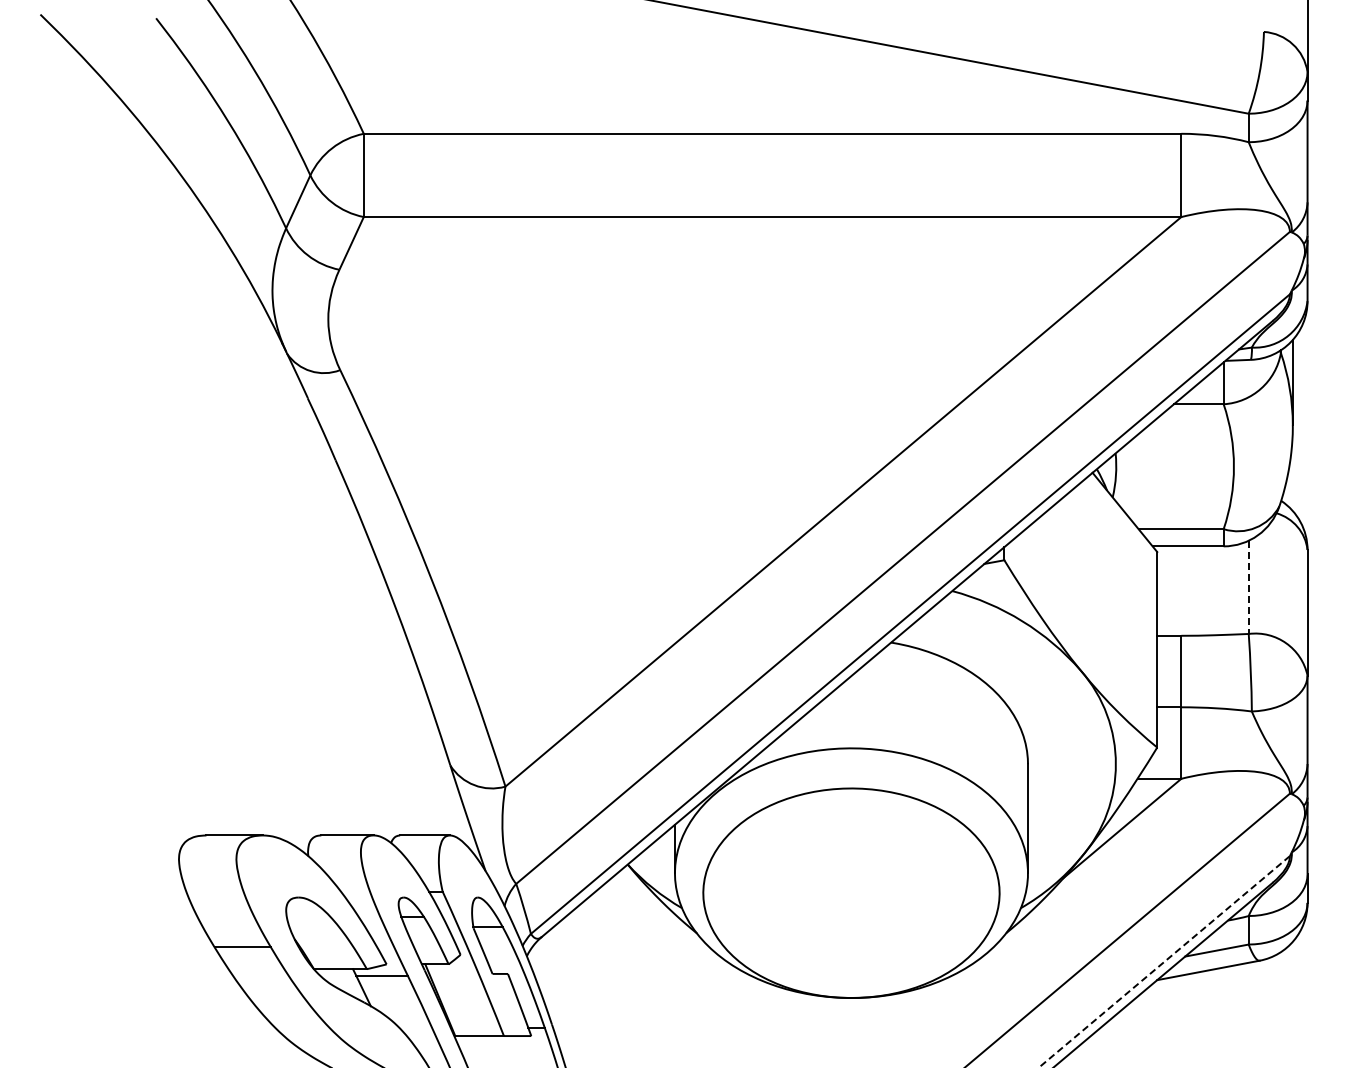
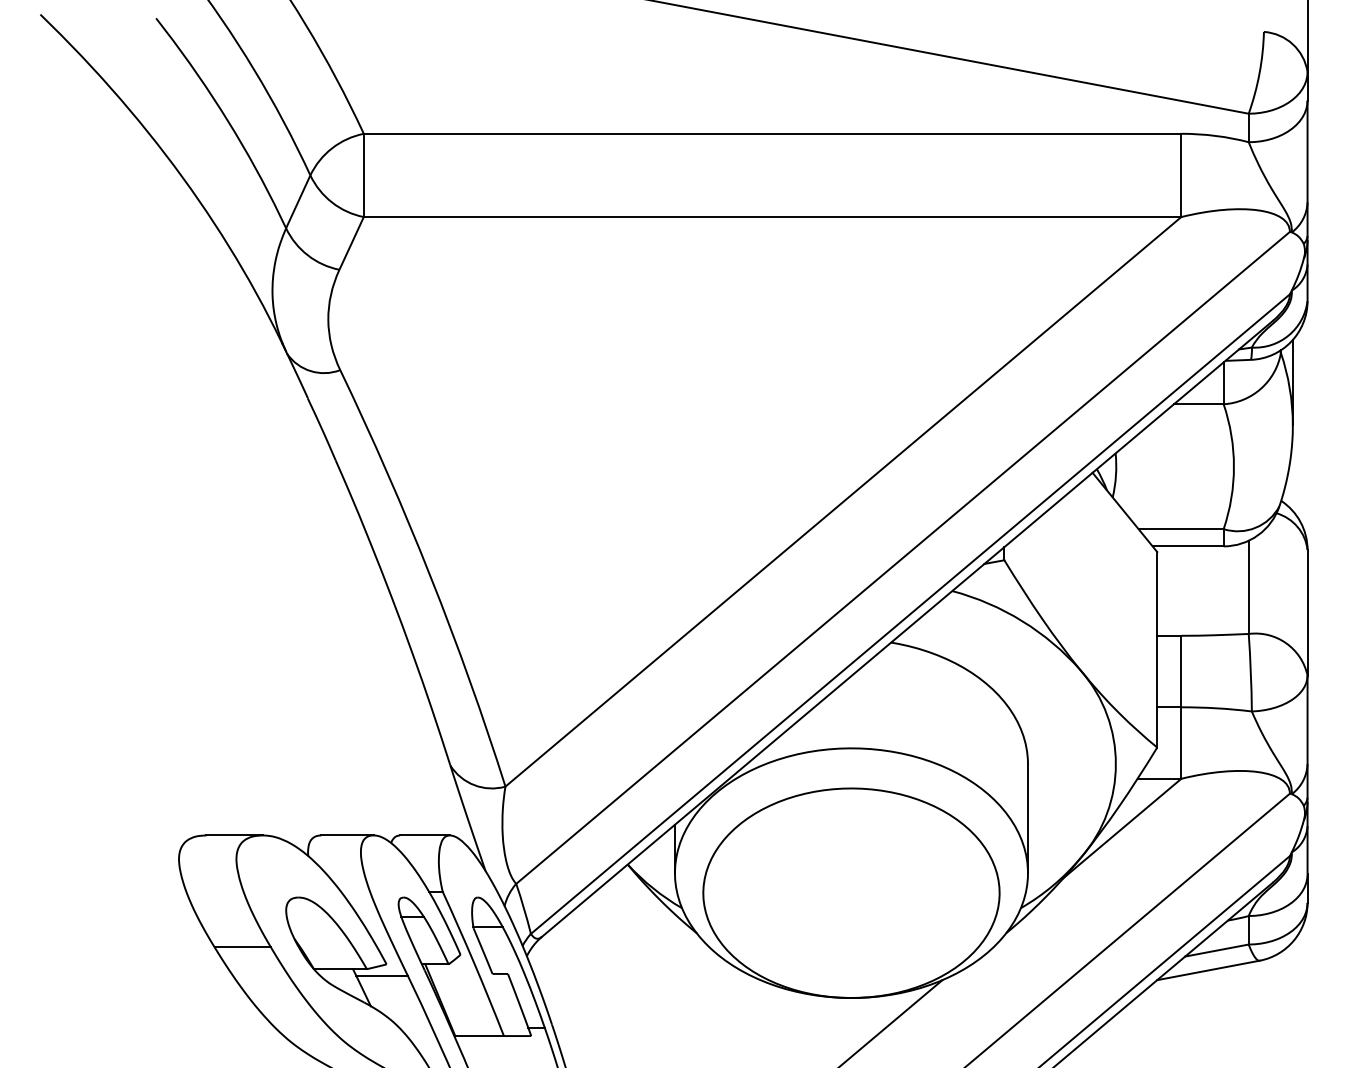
line: dashed -> solid (1248, 587)
line: dashed -> solid (1164, 961)
line: none -> present (892, 1022)
